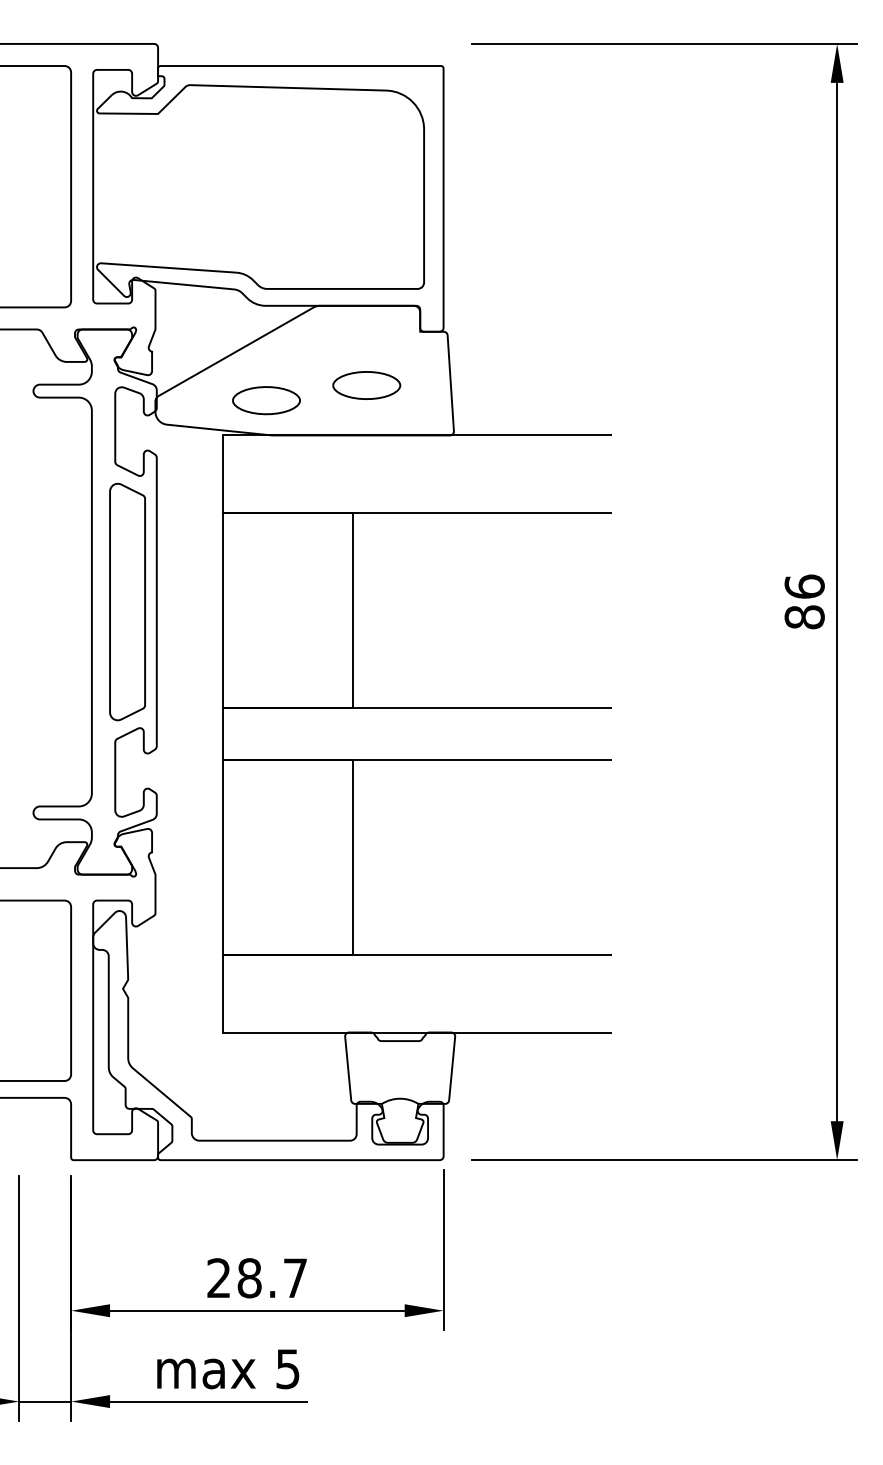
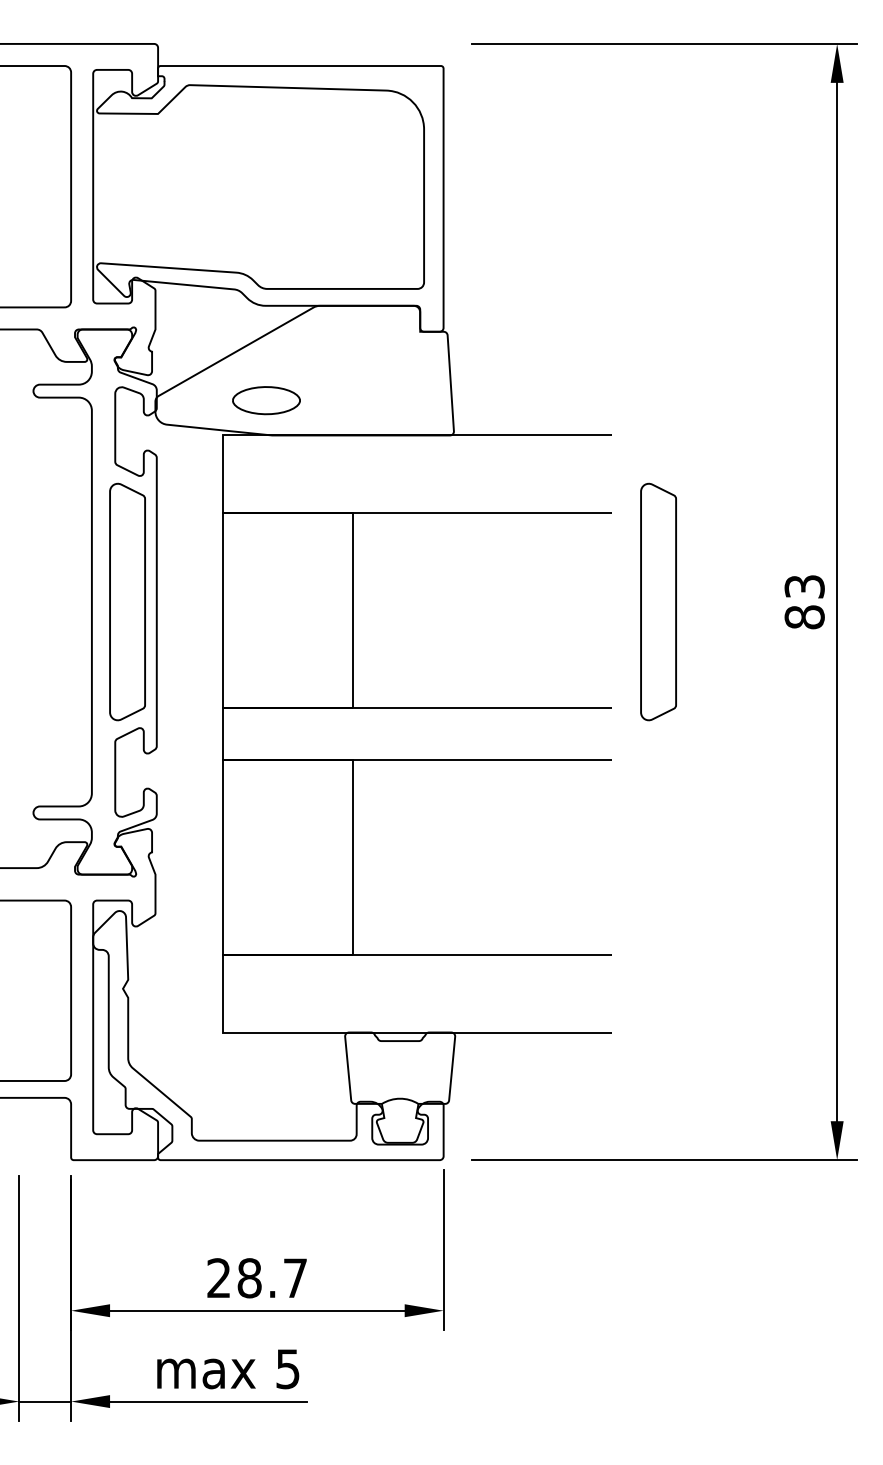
part: present -> none (366, 385)
text: 86 -> 83 (804, 586)
curve: none -> present (641, 601)
